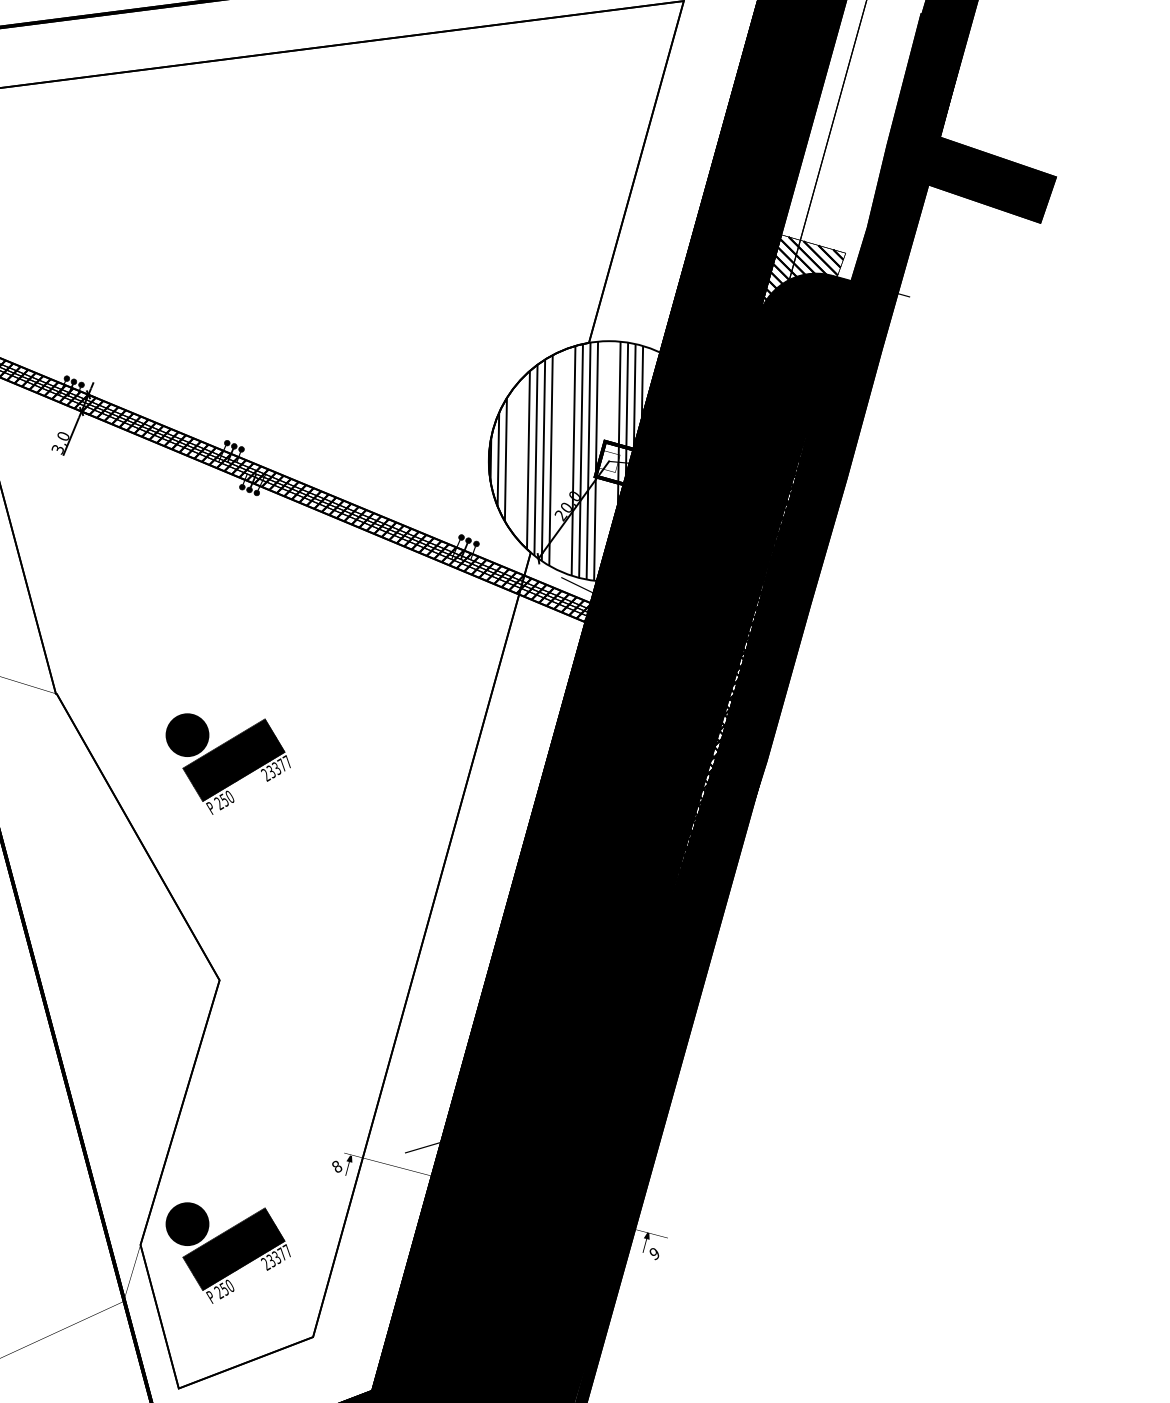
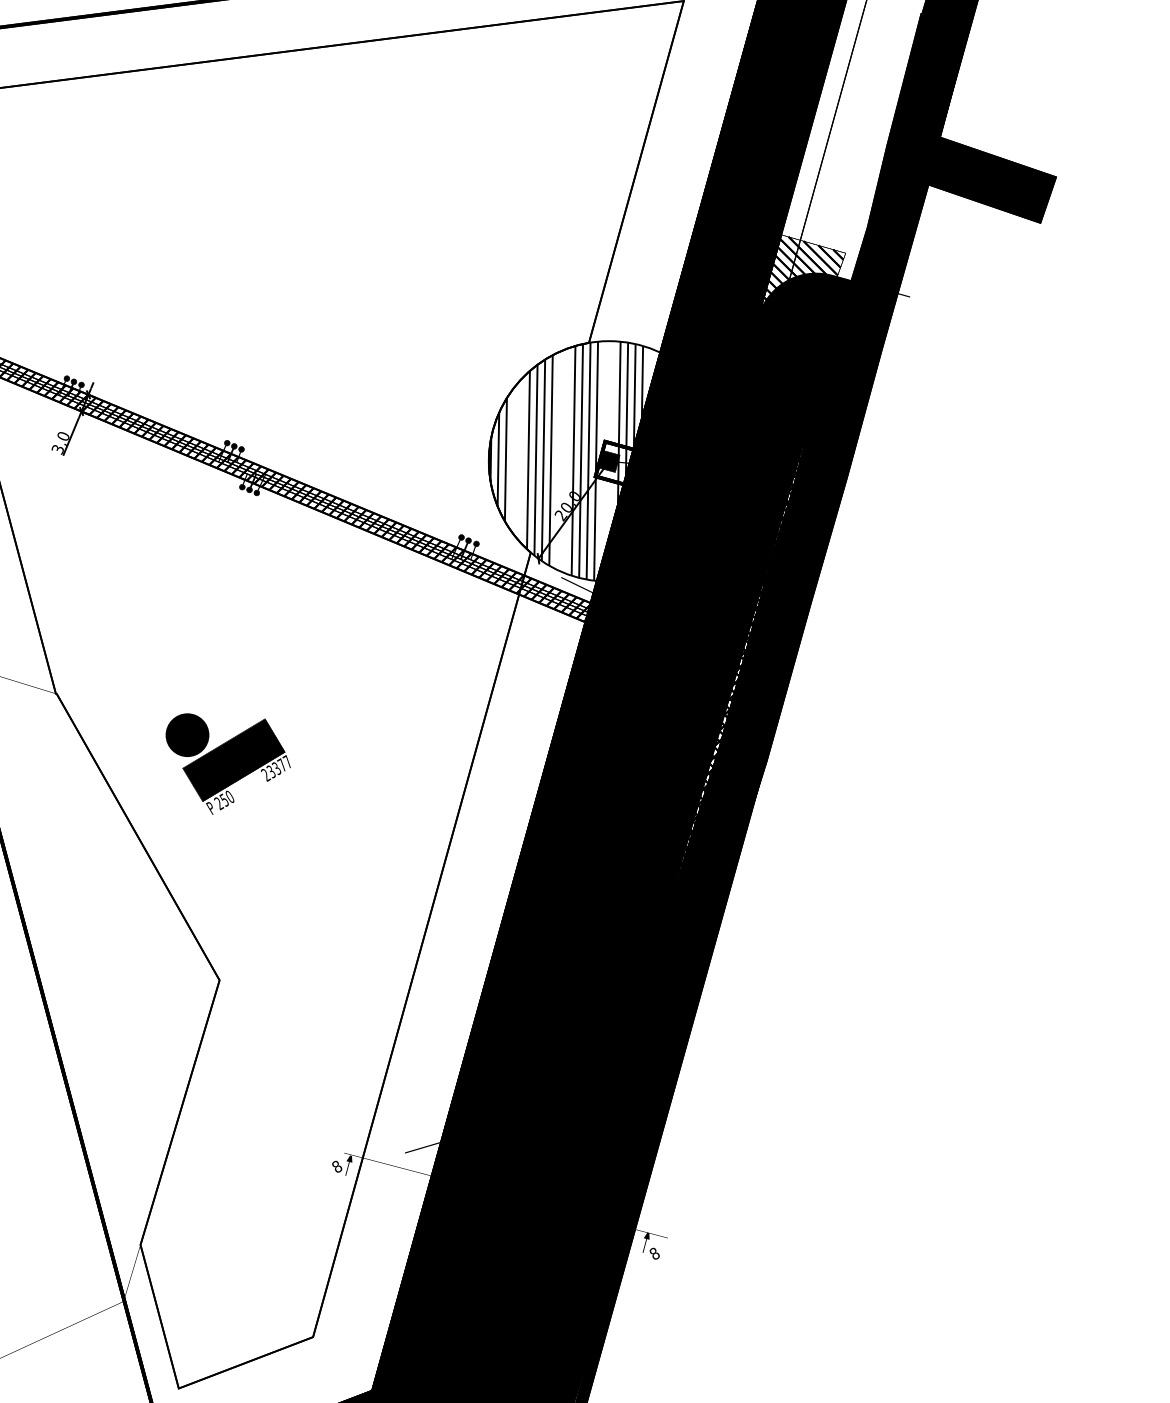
fill: none -> present (608, 461)
part: present -> none (227, 1252)
text: 9 -> 8 (654, 1253)
